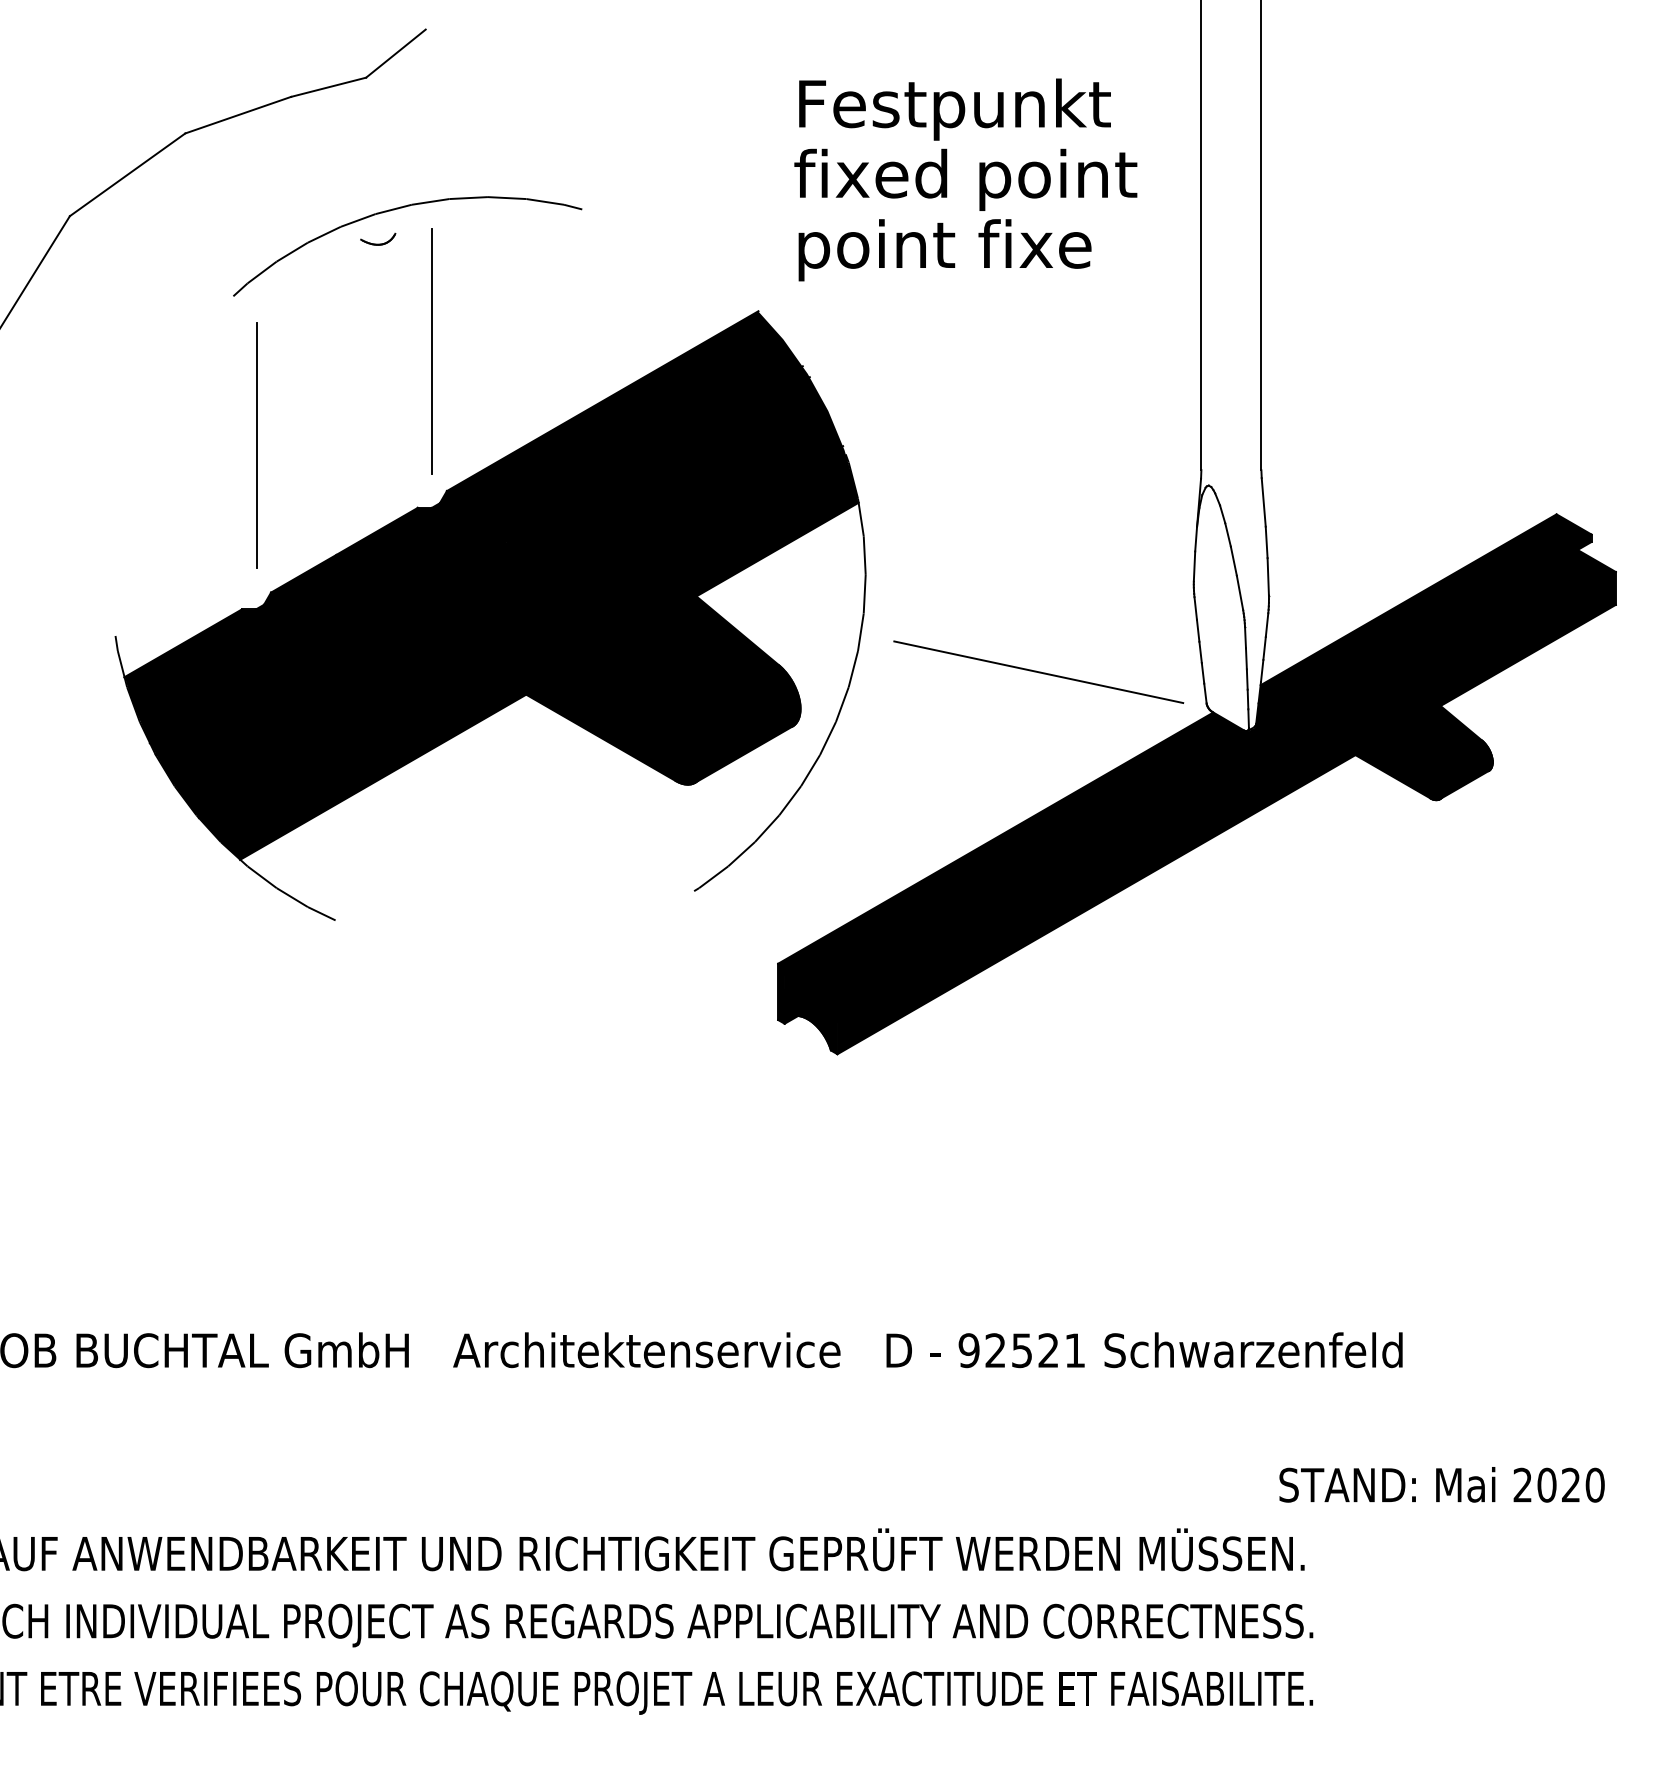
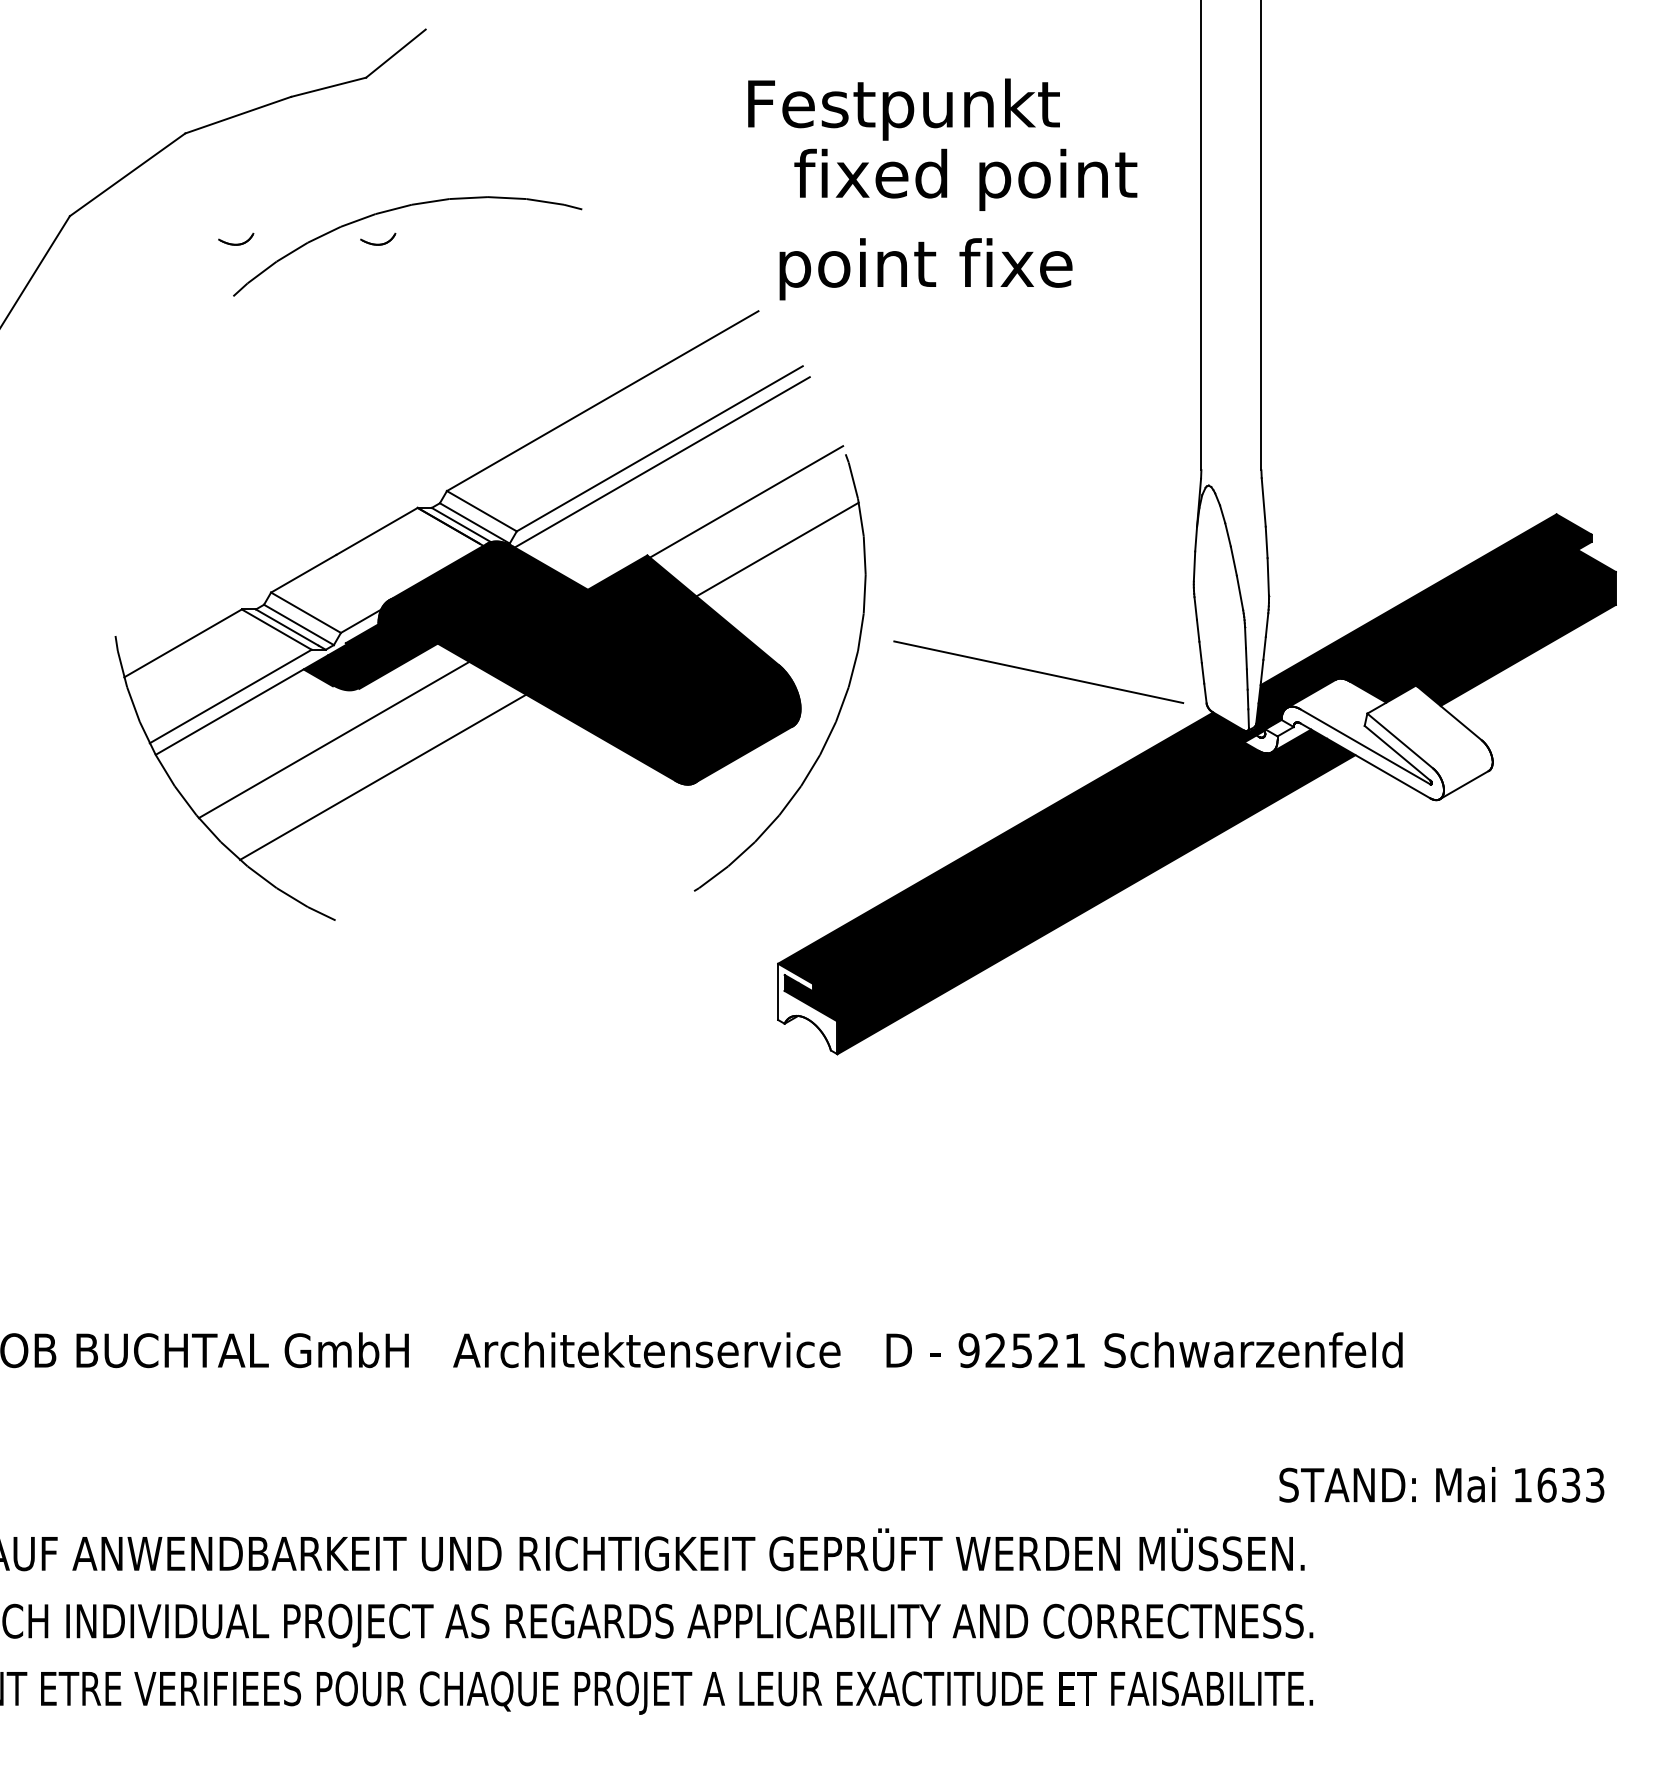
text position: (954, 109) -> (903, 109) (903, 109)
part: none -> present (236, 238)
text position: (944, 250) -> (925, 269) (925, 269)
line: present -> none (432, 351)
line: present -> none (256, 445)
fill: present -> none (491, 585)
fill: present -> none (1368, 739)
fill: present -> none (807, 1008)
text: 2020 -> 1633 (1558, 1484)
